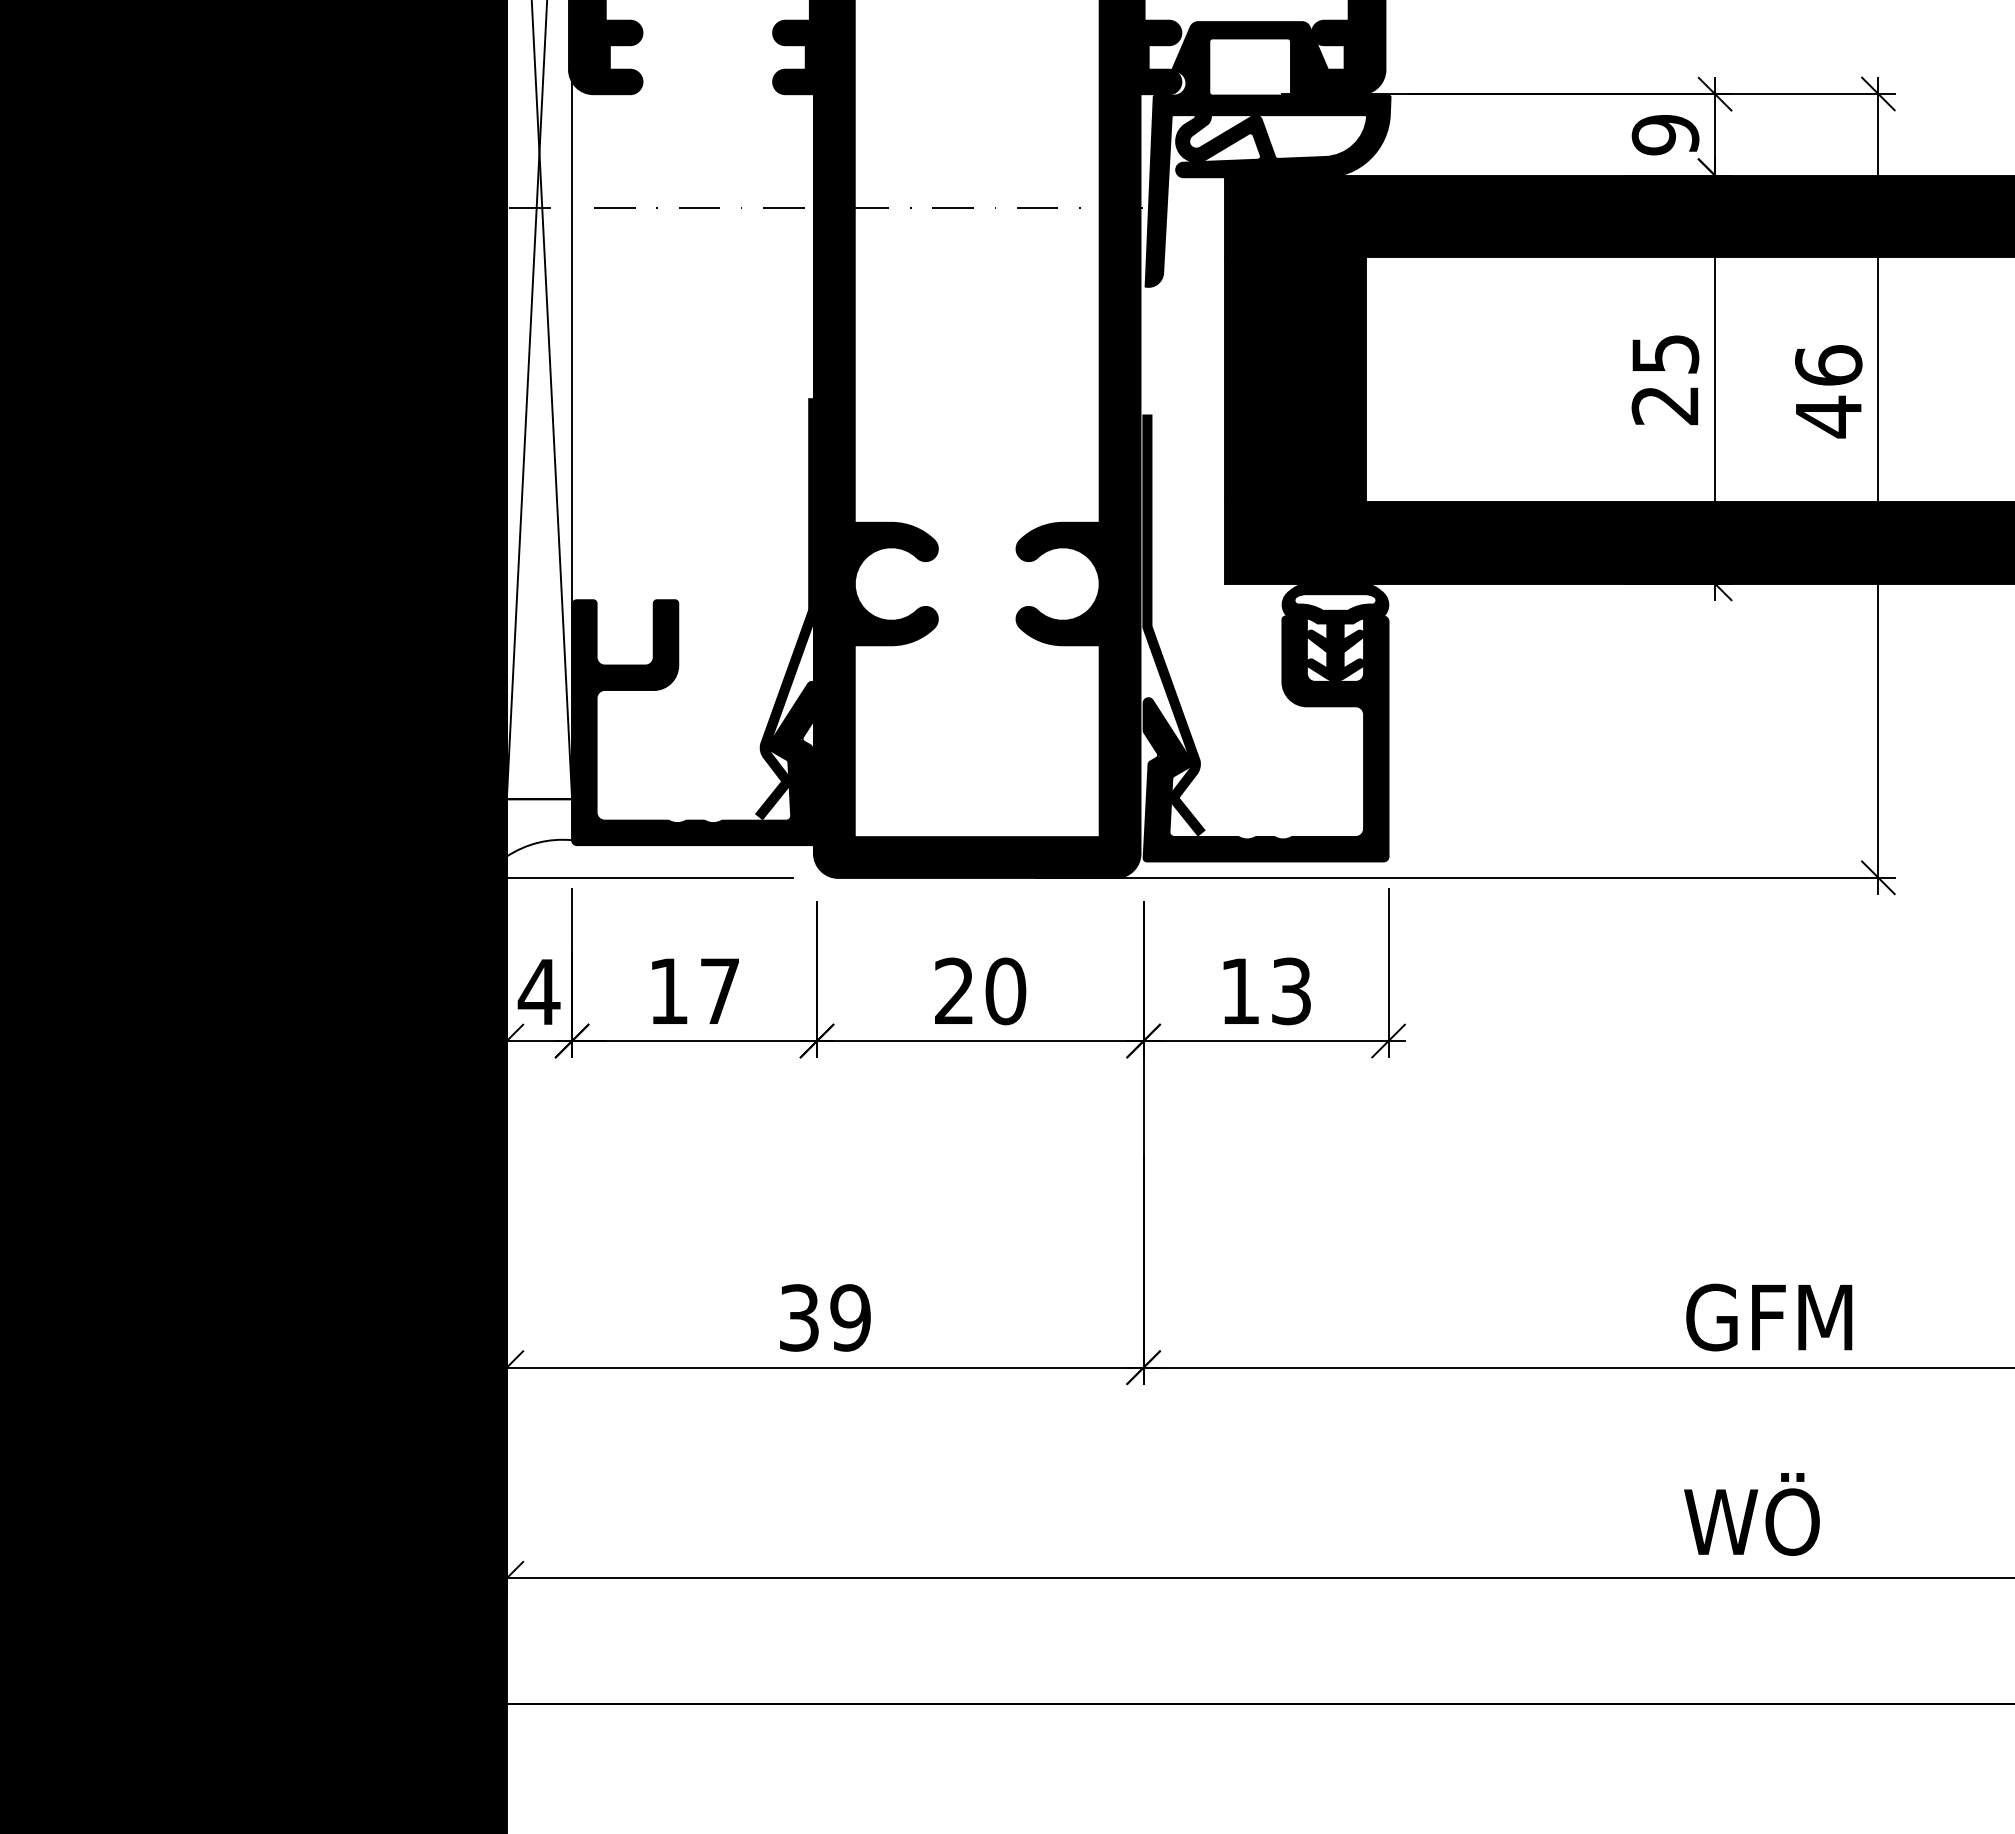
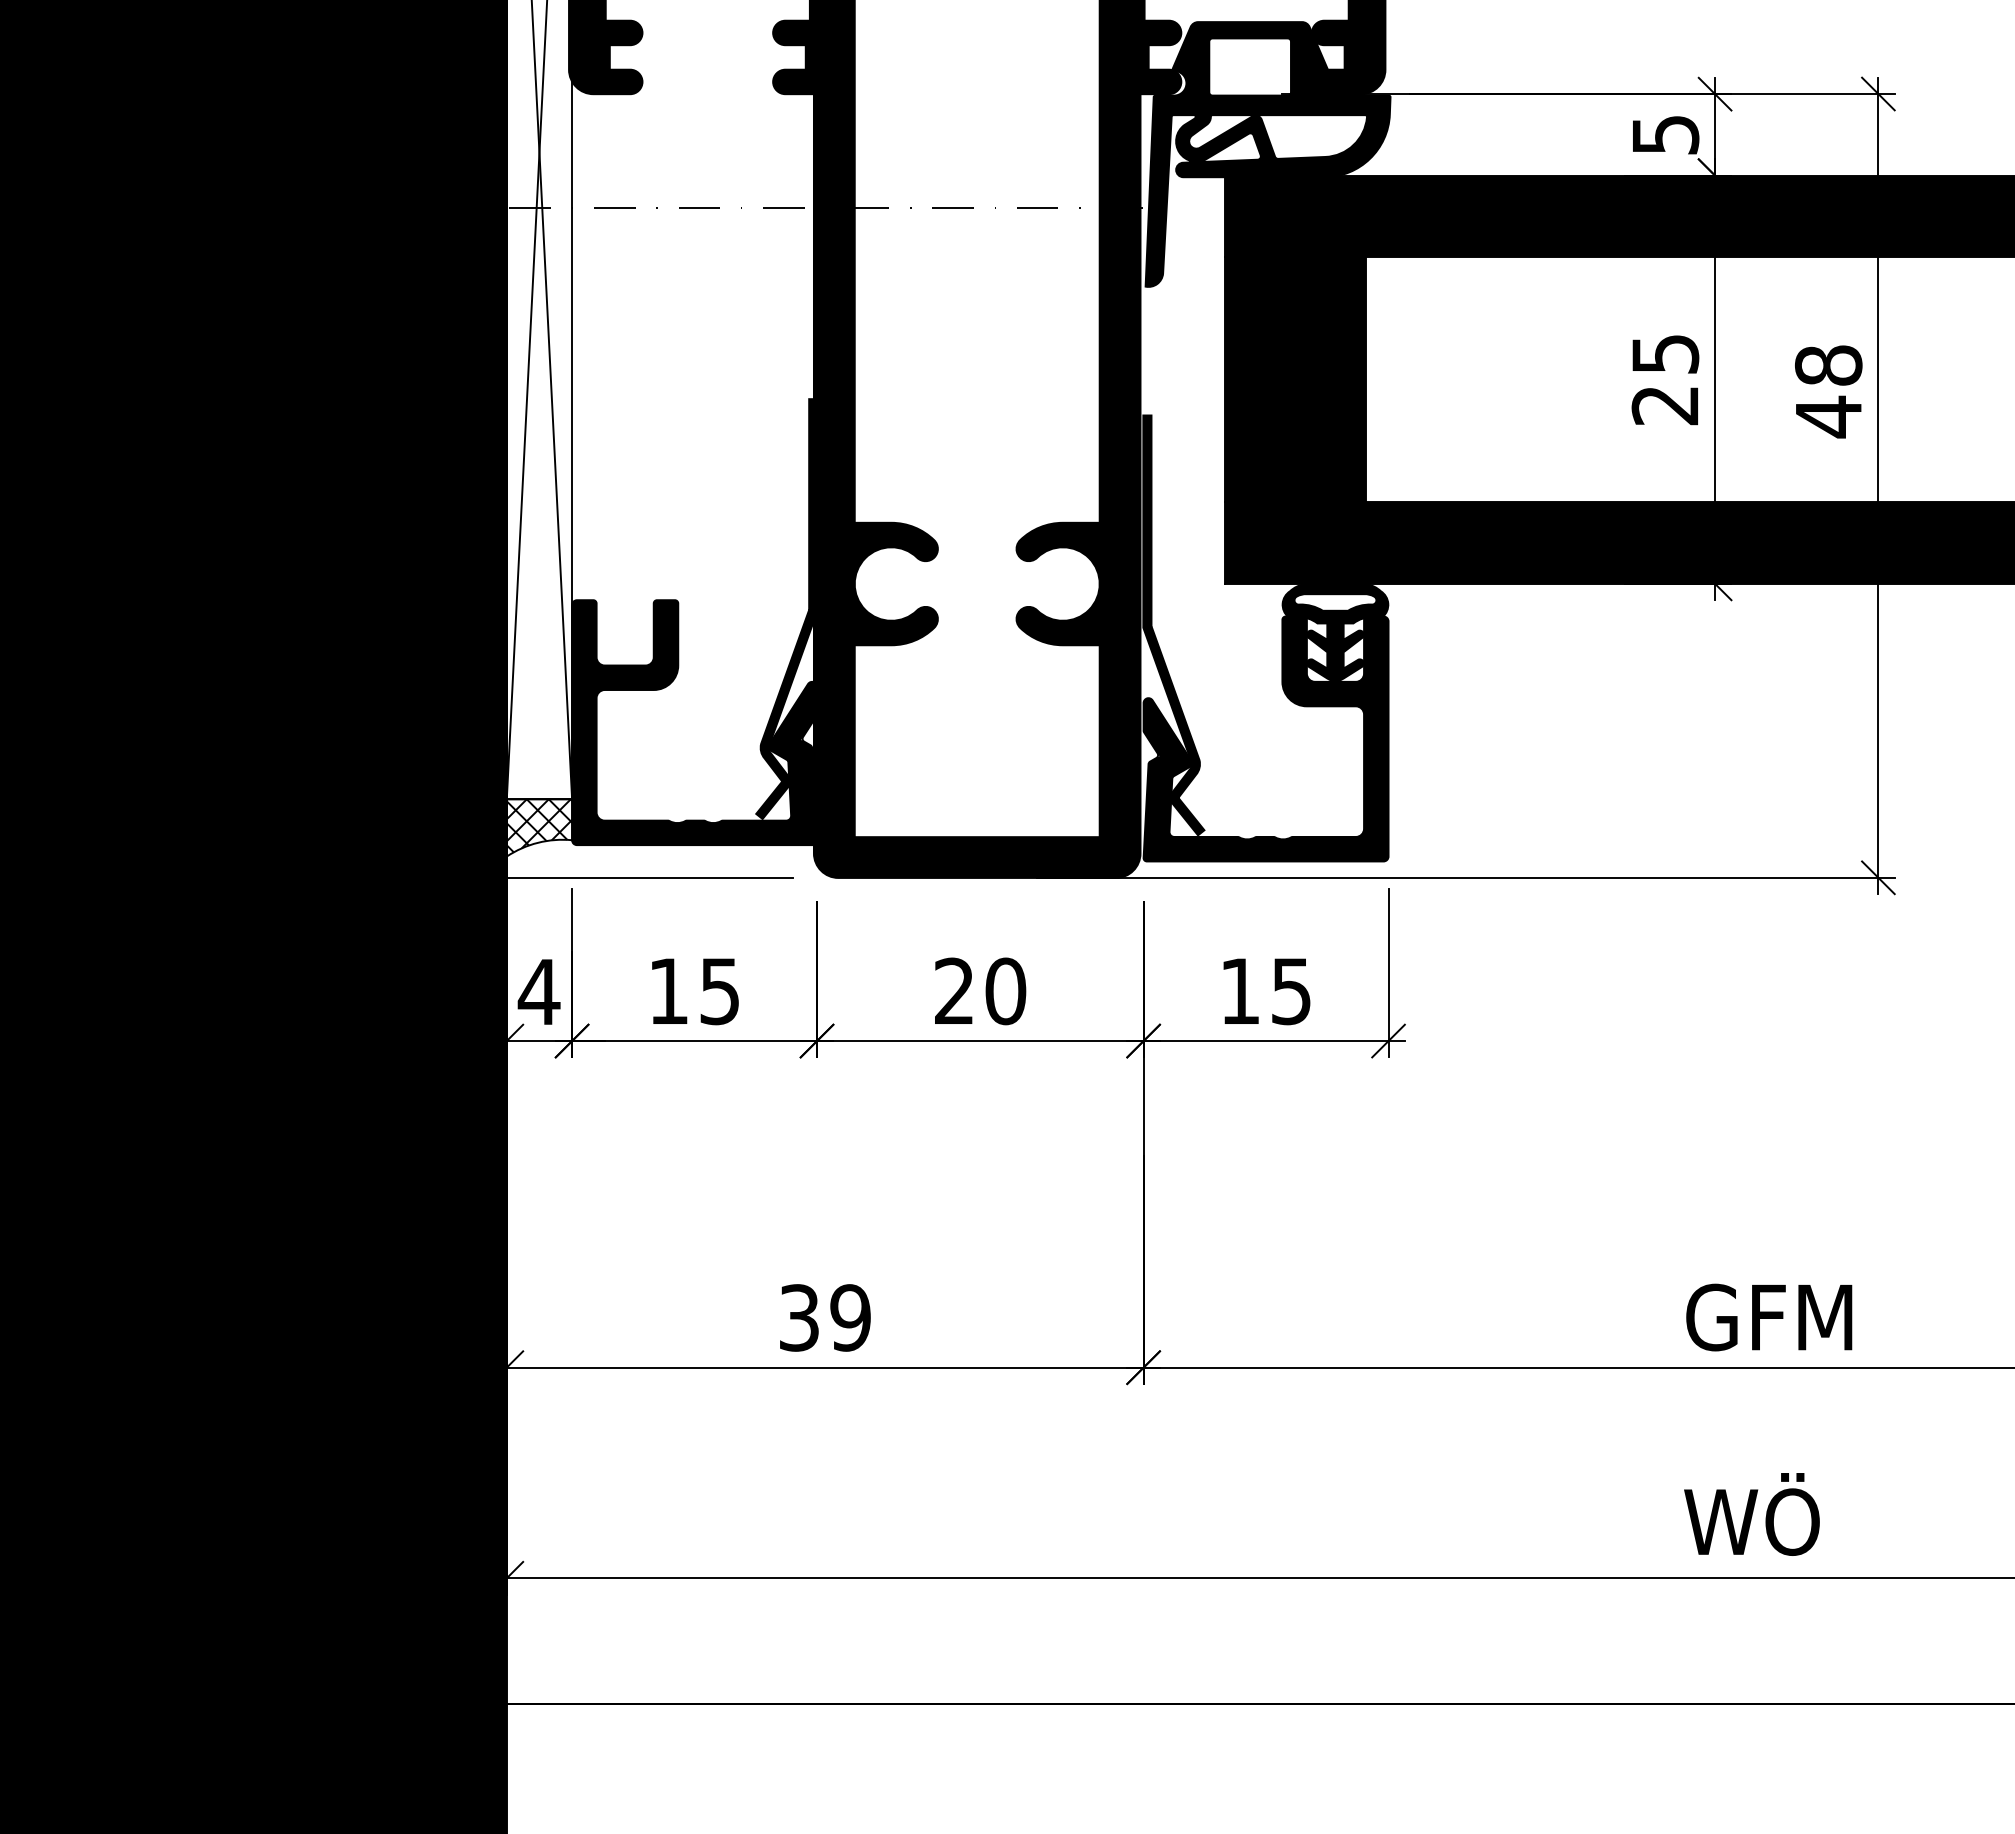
text: 9 -> 5 (1665, 135)
text: 46 -> 48 (1828, 365)
hatch: none -> present (539, 825)
text: 13 -> 15 (1291, 990)
text: 17 -> 15 (719, 991)
